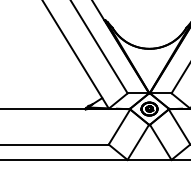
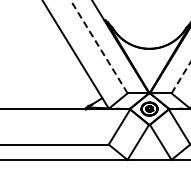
line: solid -> dashed (98, 46)
line: solid -> dashed (181, 77)
